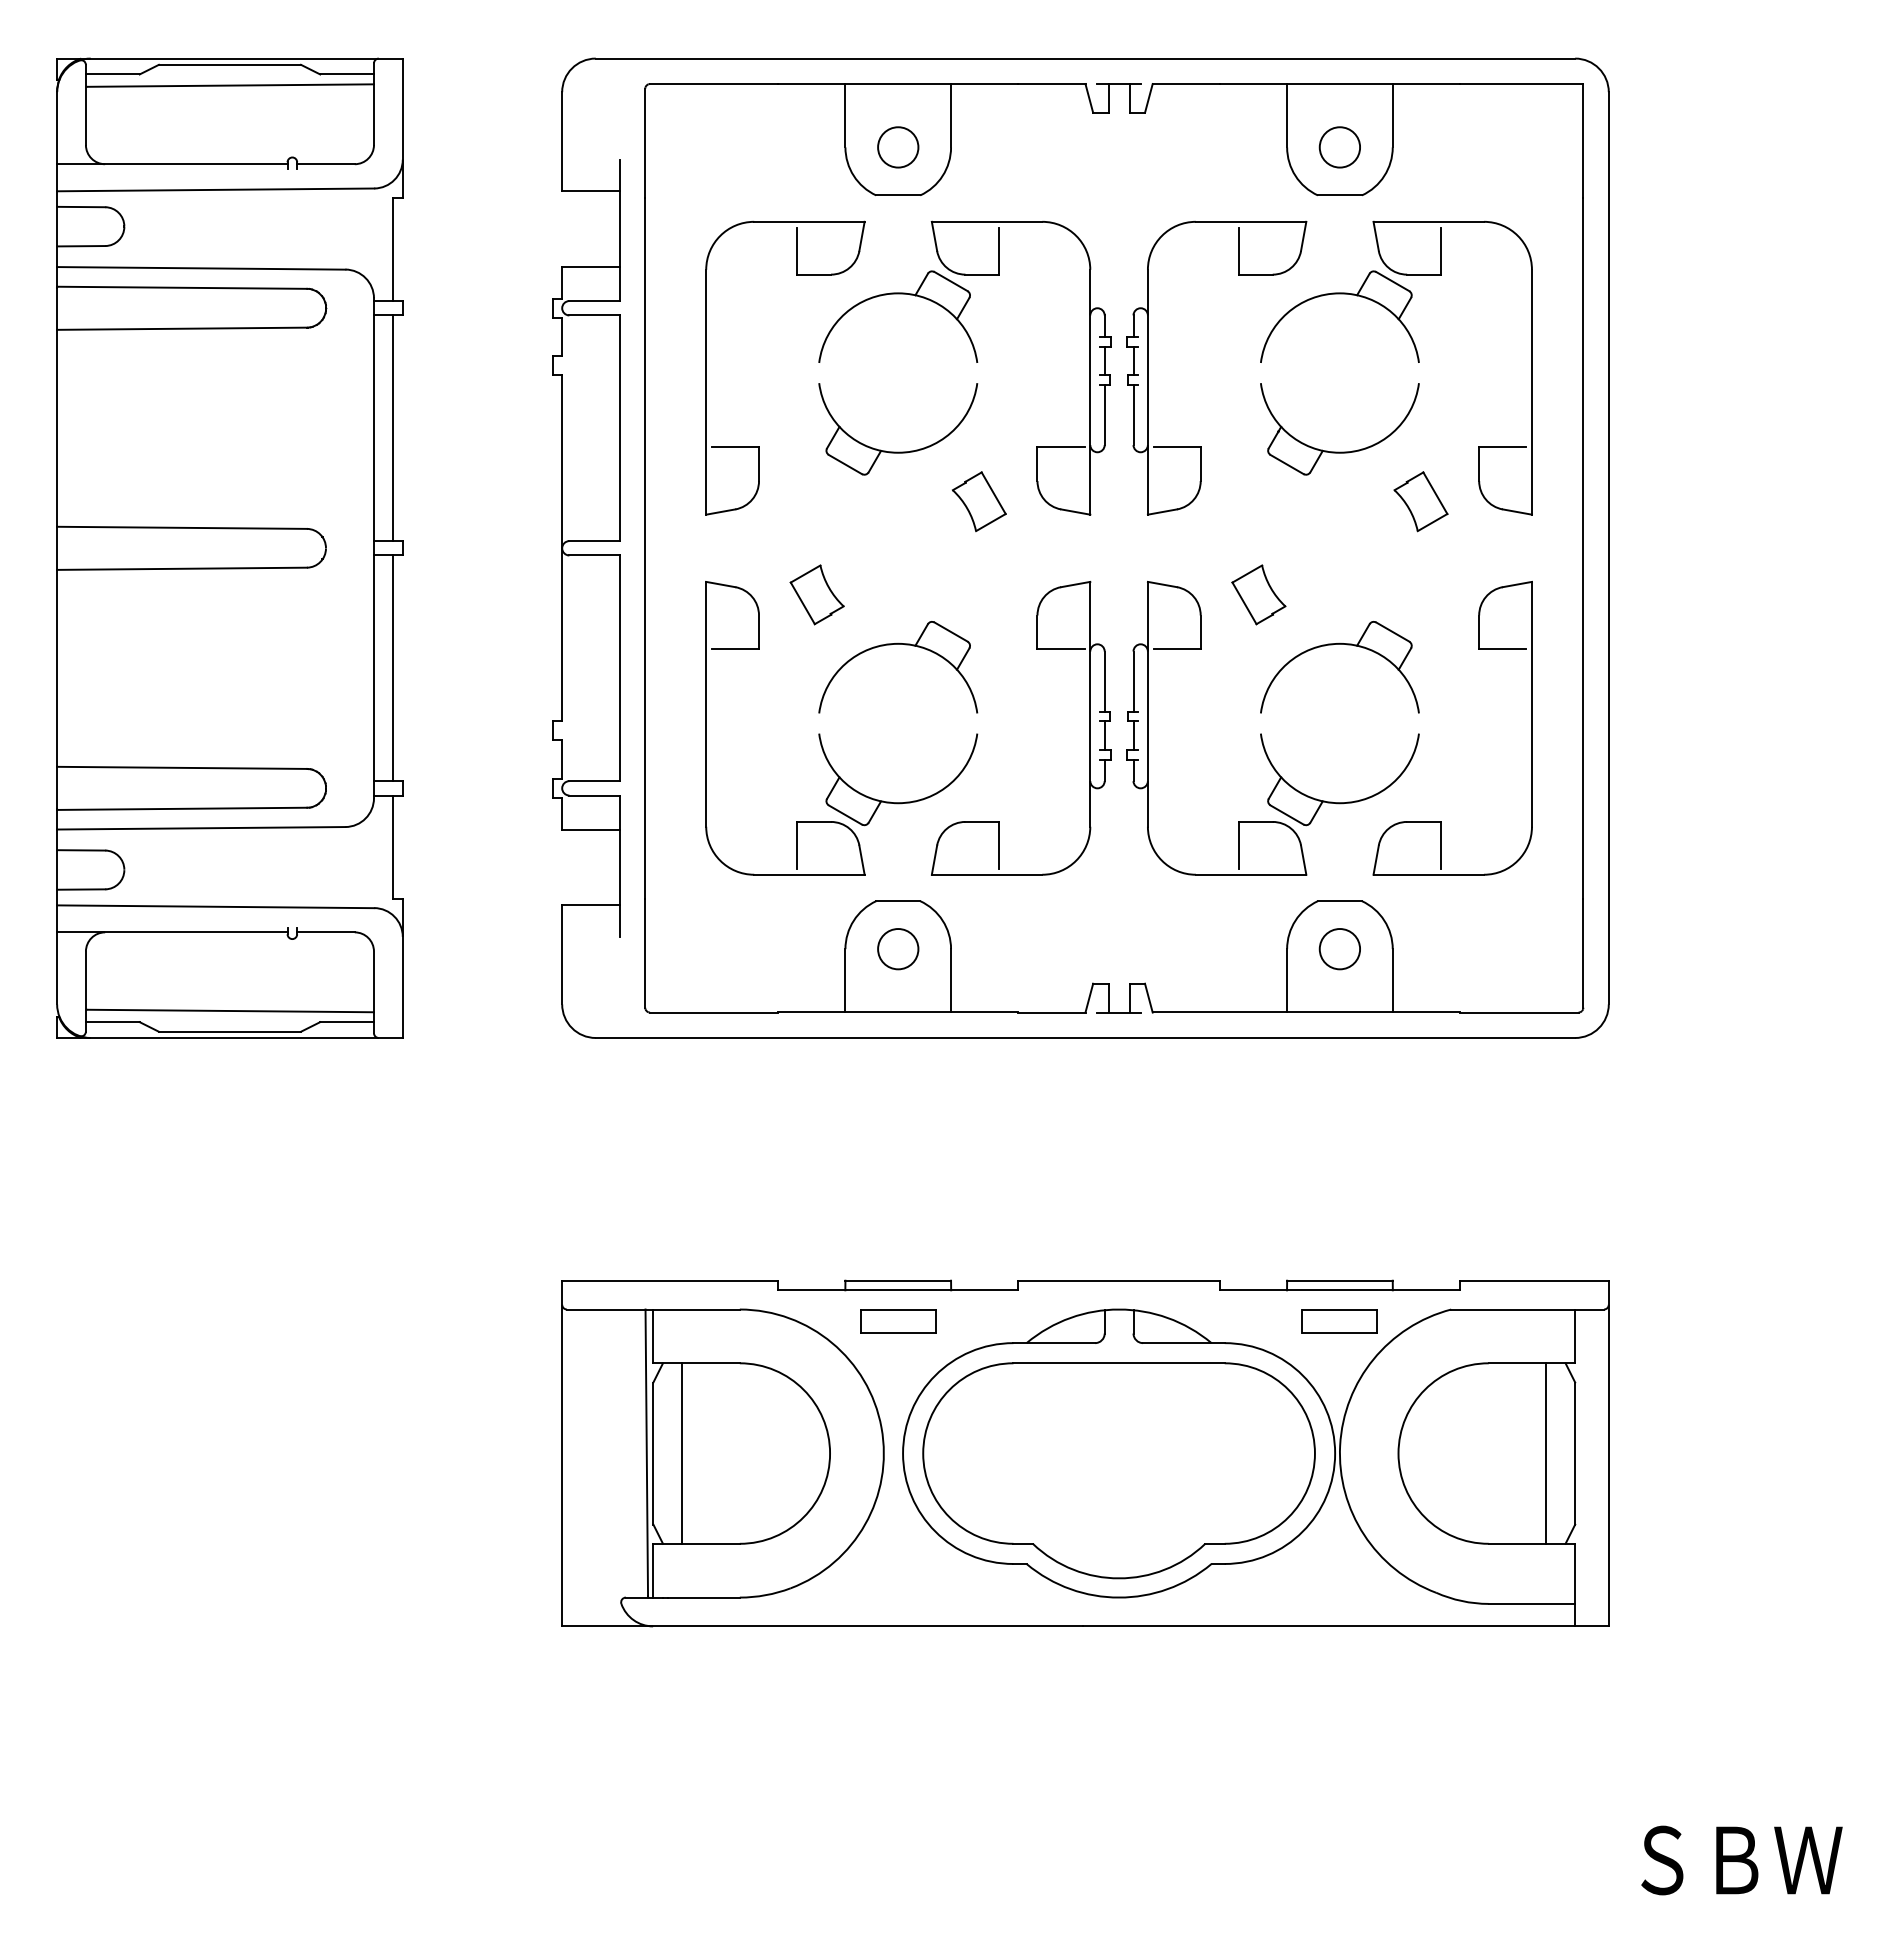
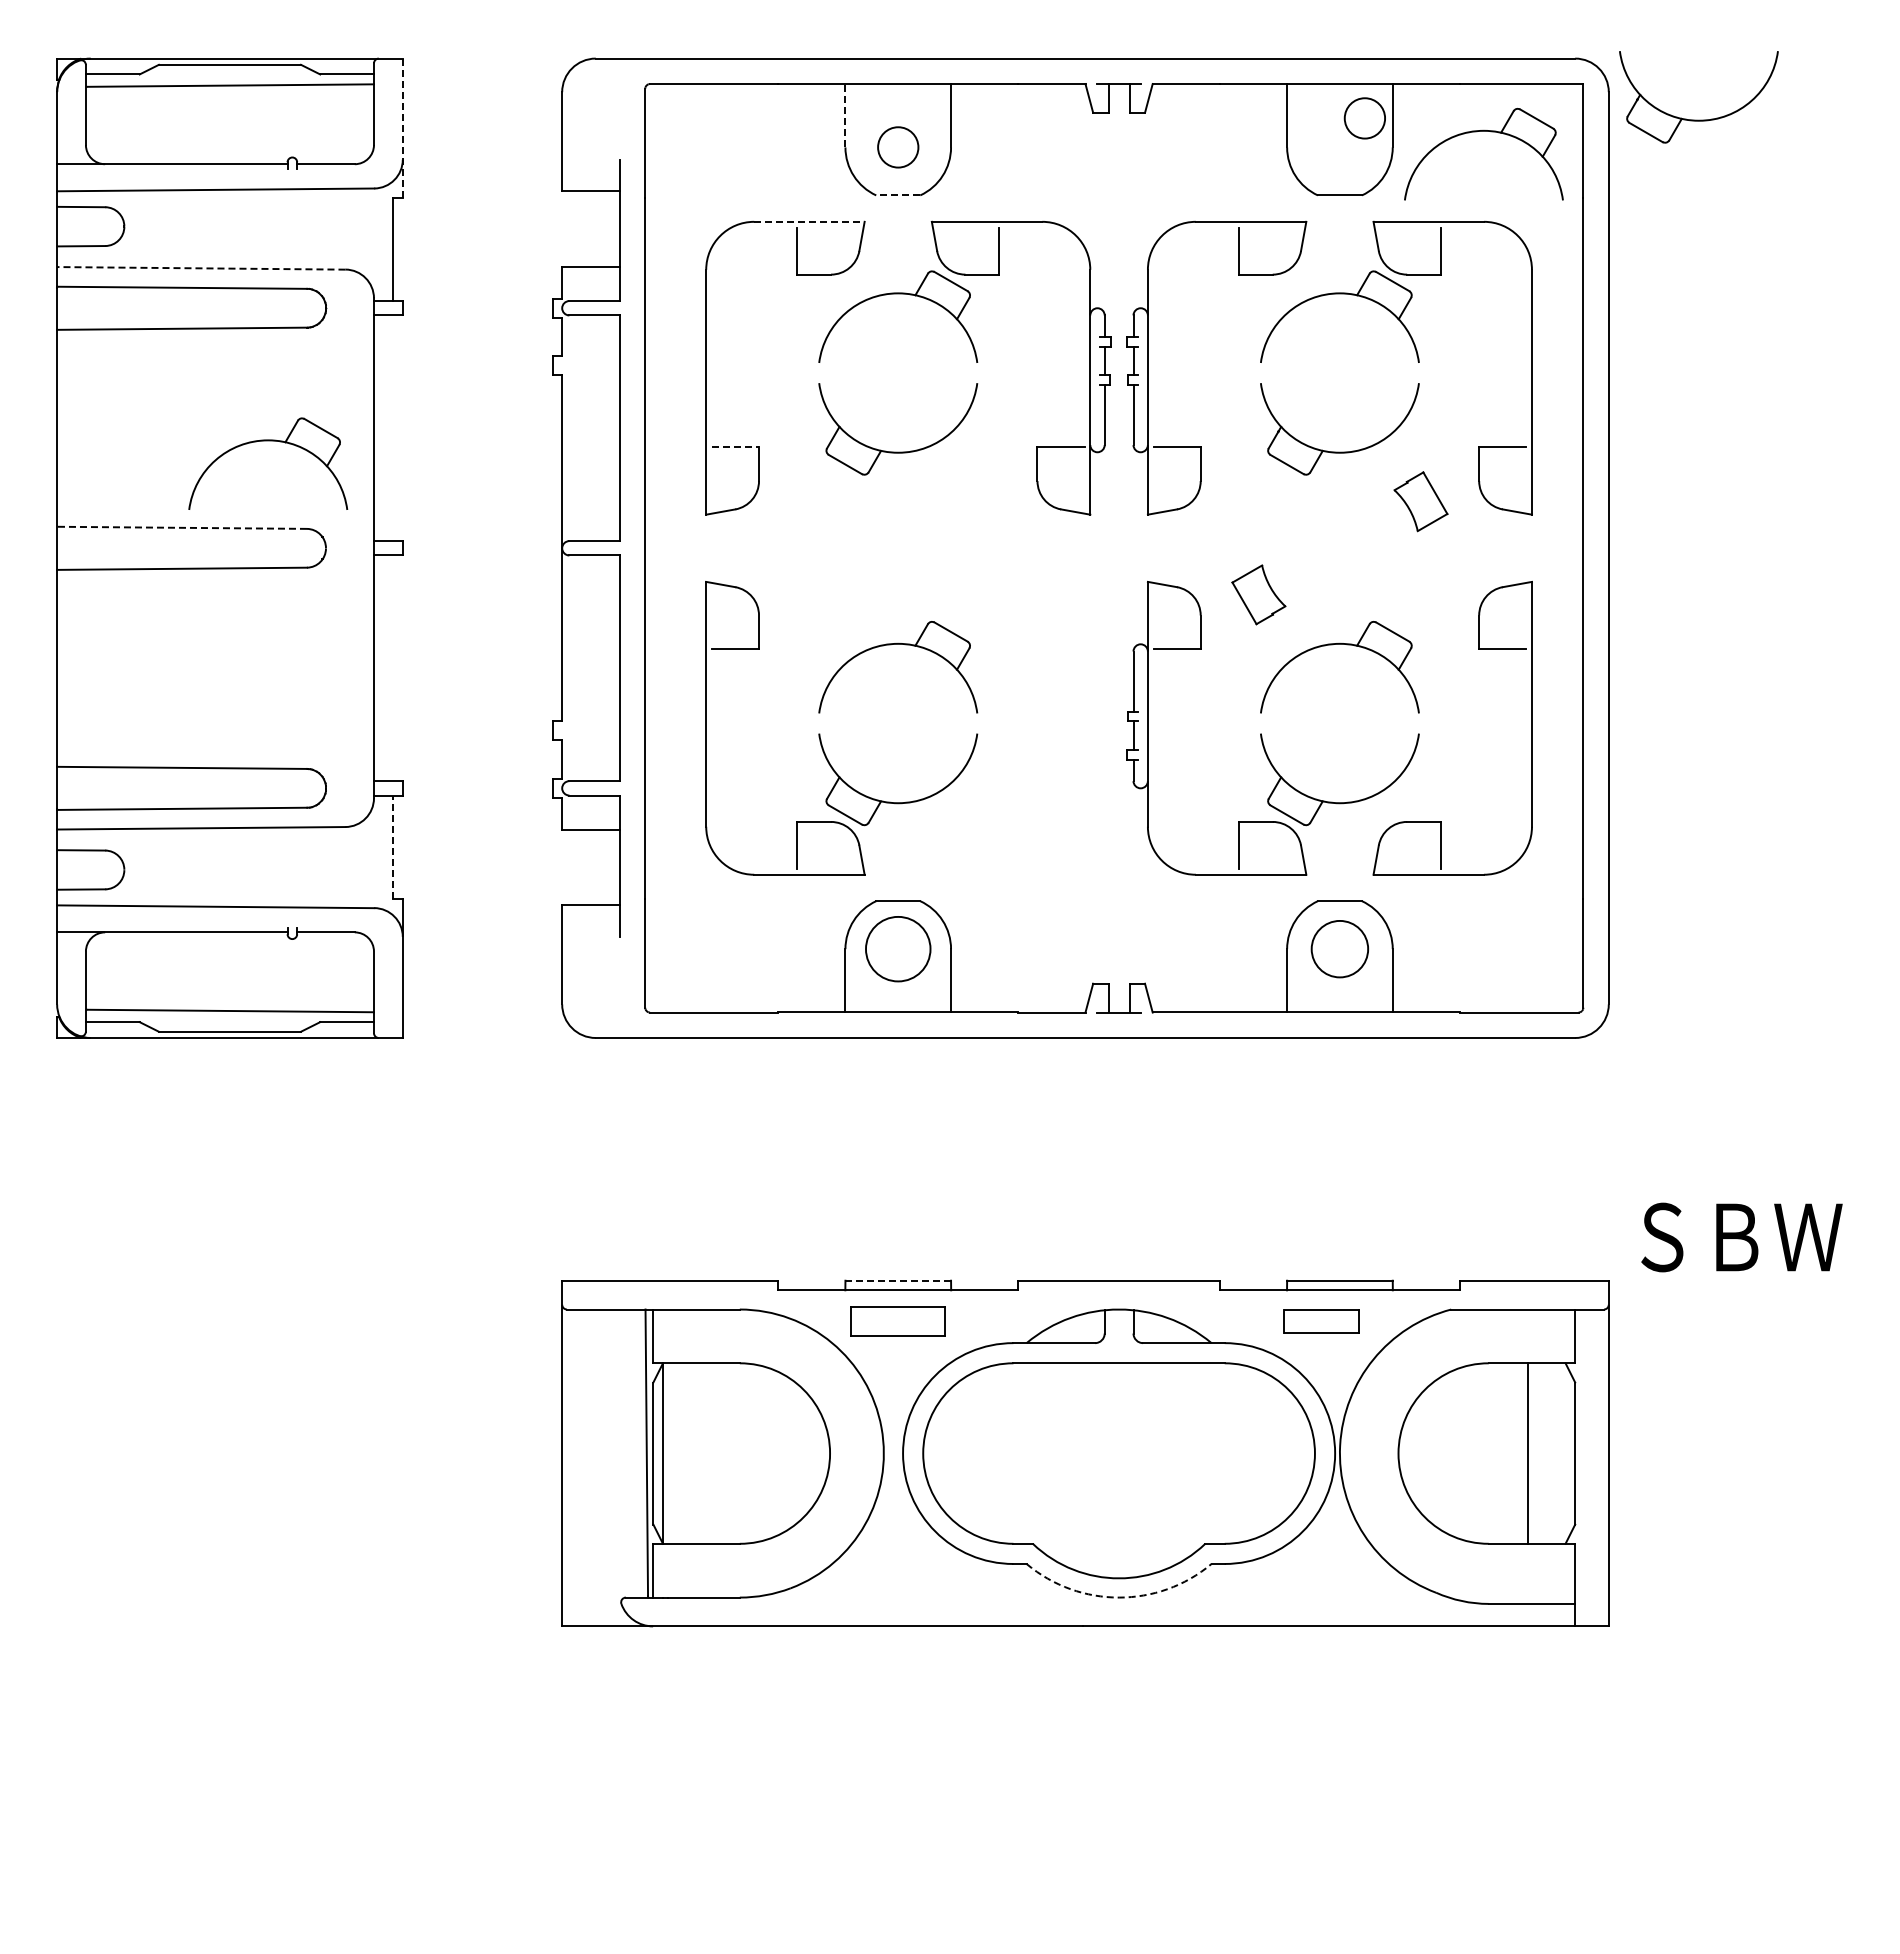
line: solid -> dashed (845, 115)
part: none -> present (1698, 119)
line: solid -> dashed (402, 128)
part: none -> present (1483, 131)
circle position: (1339, 147) -> (1364, 118) (1364, 118)
line: solid -> dashed (898, 195)
line: solid -> dashed (809, 221)
line: solid -> dashed (200, 268)
line: present -> none (393, 428)
part: none -> present (268, 441)
line: solid -> dashed (735, 447)
part: present -> none (979, 501)
line: solid -> dashed (182, 527)
part: present -> none (816, 594)
line: present -> none (393, 668)
part: present -> none (1089, 728)
line: solid -> dashed (393, 847)
circle diameter: 40 px -> 65 px (897, 948)
circle diameter: 40 px -> 56 px (1339, 948)
line: solid -> dashed (898, 1280)
part size: 77x25 px -> 96x31 px (897, 1321)
part position: (1339, 1321) -> (1321, 1321) (1321, 1321)
line position: (682, 1453) -> (663, 1453) (663, 1453)
line position: (1546, 1453) -> (1528, 1453) (1528, 1453)
arc: solid -> dashed (1119, 1597)
text position: (1741, 1860) -> (1741, 1237) (1741, 1237)
